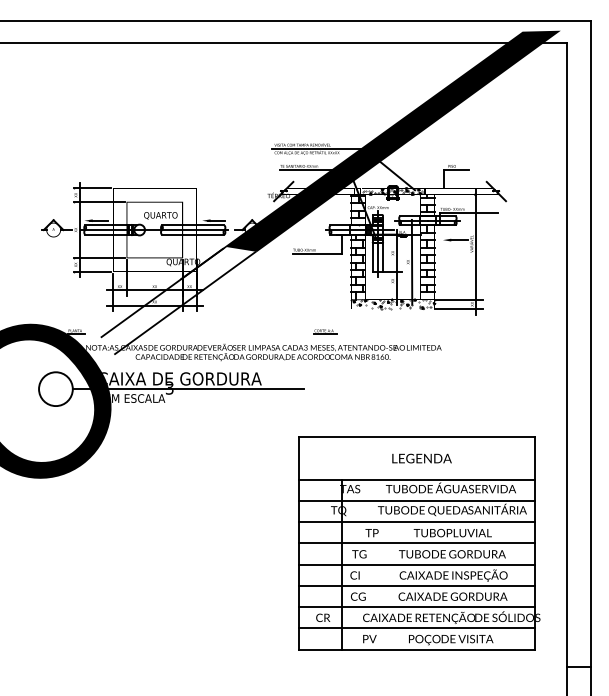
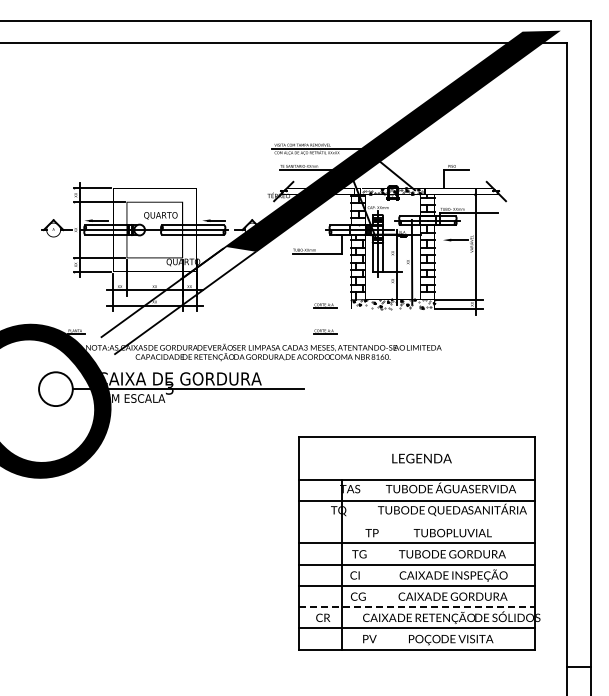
part: none -> present (325, 305)
line: present -> none (416, 522)
line: solid -> dashed (416, 607)
